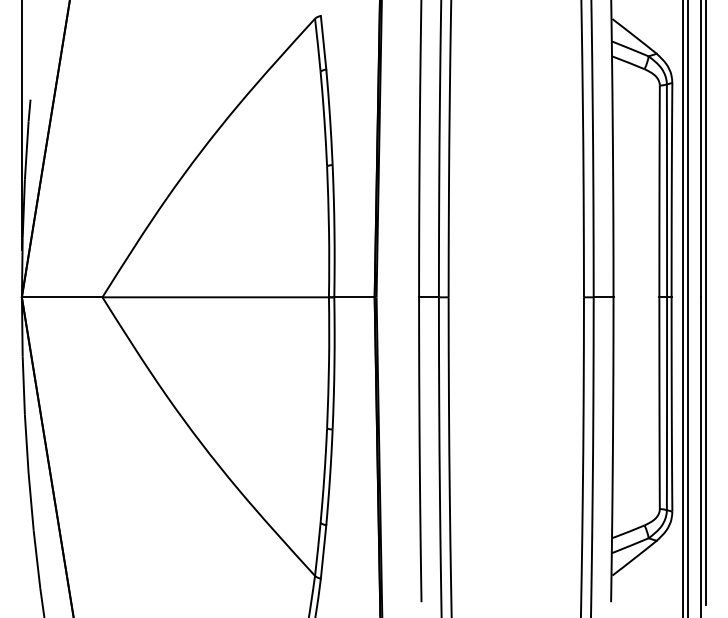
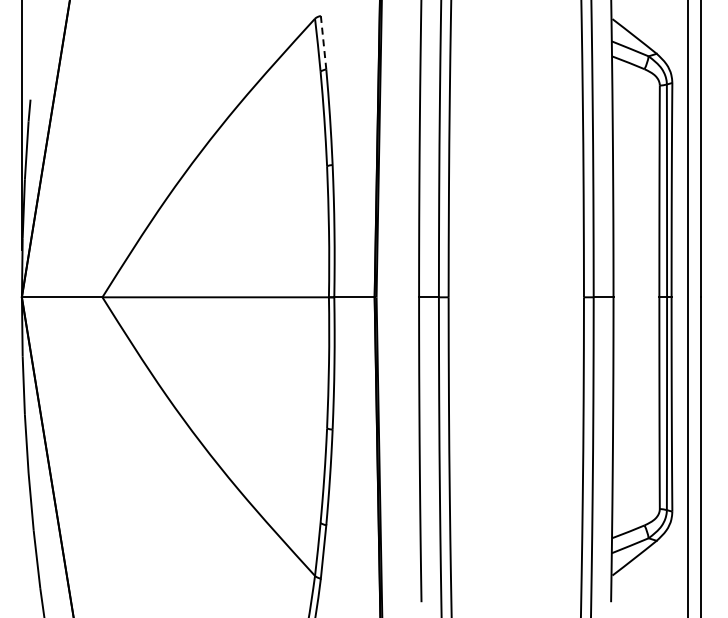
line: solid -> dashed (323, 42)
line: present -> none (705, 303)
line: present -> none (683, 308)
